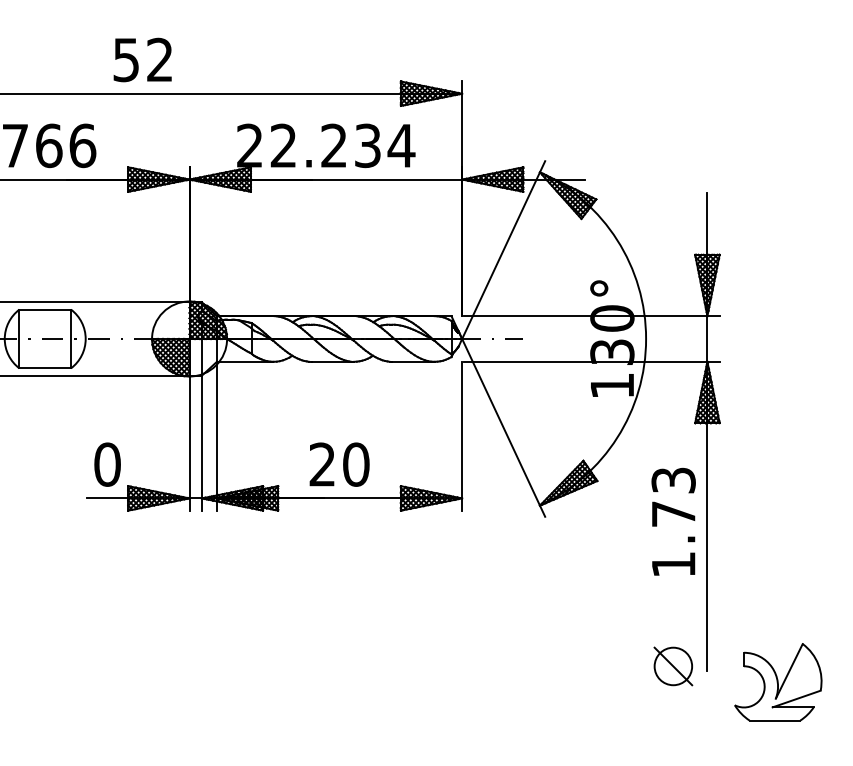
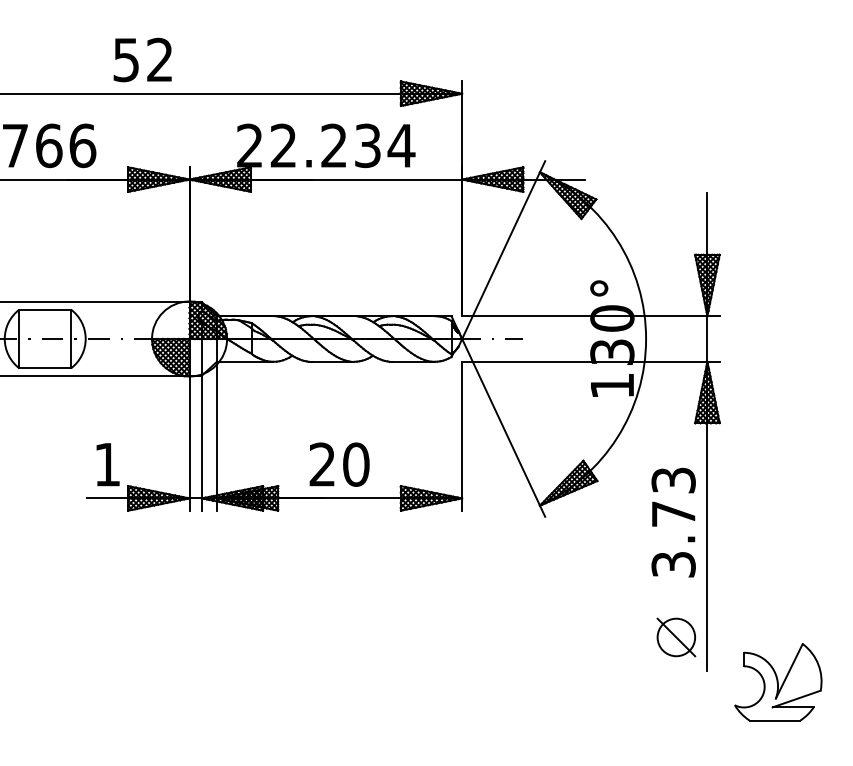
text: 0 -> 1 (107, 464)
text: 1.73 -> 3.73 (673, 564)
part position: (673, 666) -> (676, 637) (676, 637)
